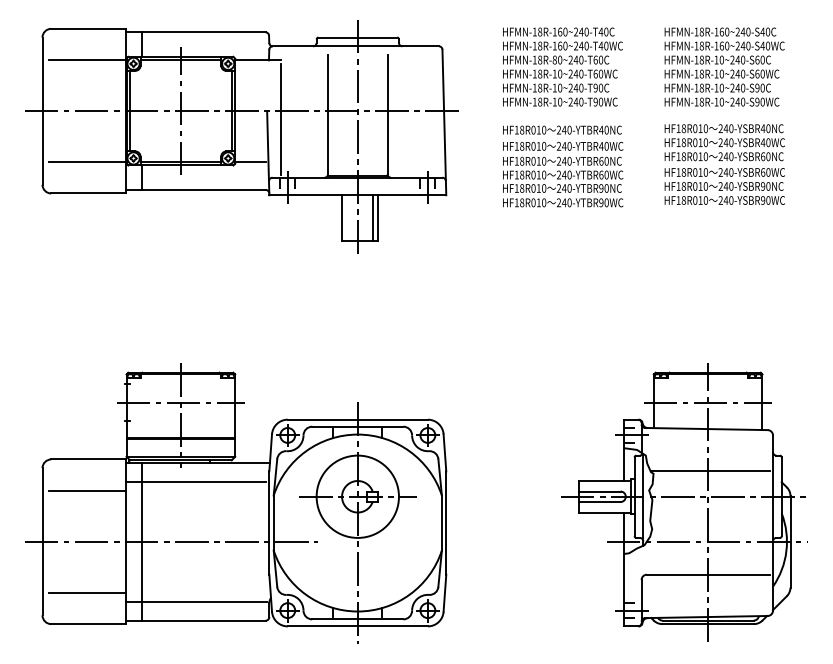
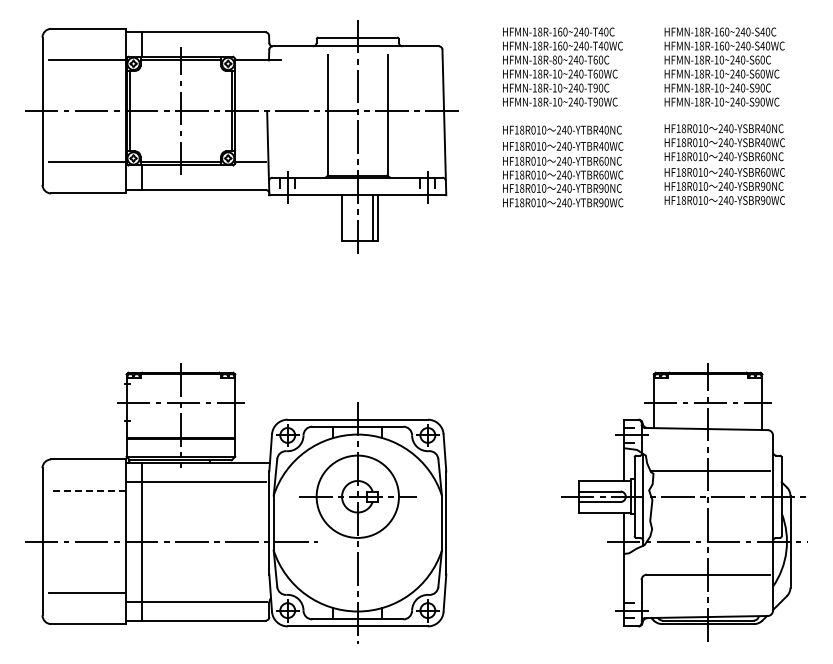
line: present -> none (281, 119)
line: solid -> dashed (87, 490)
